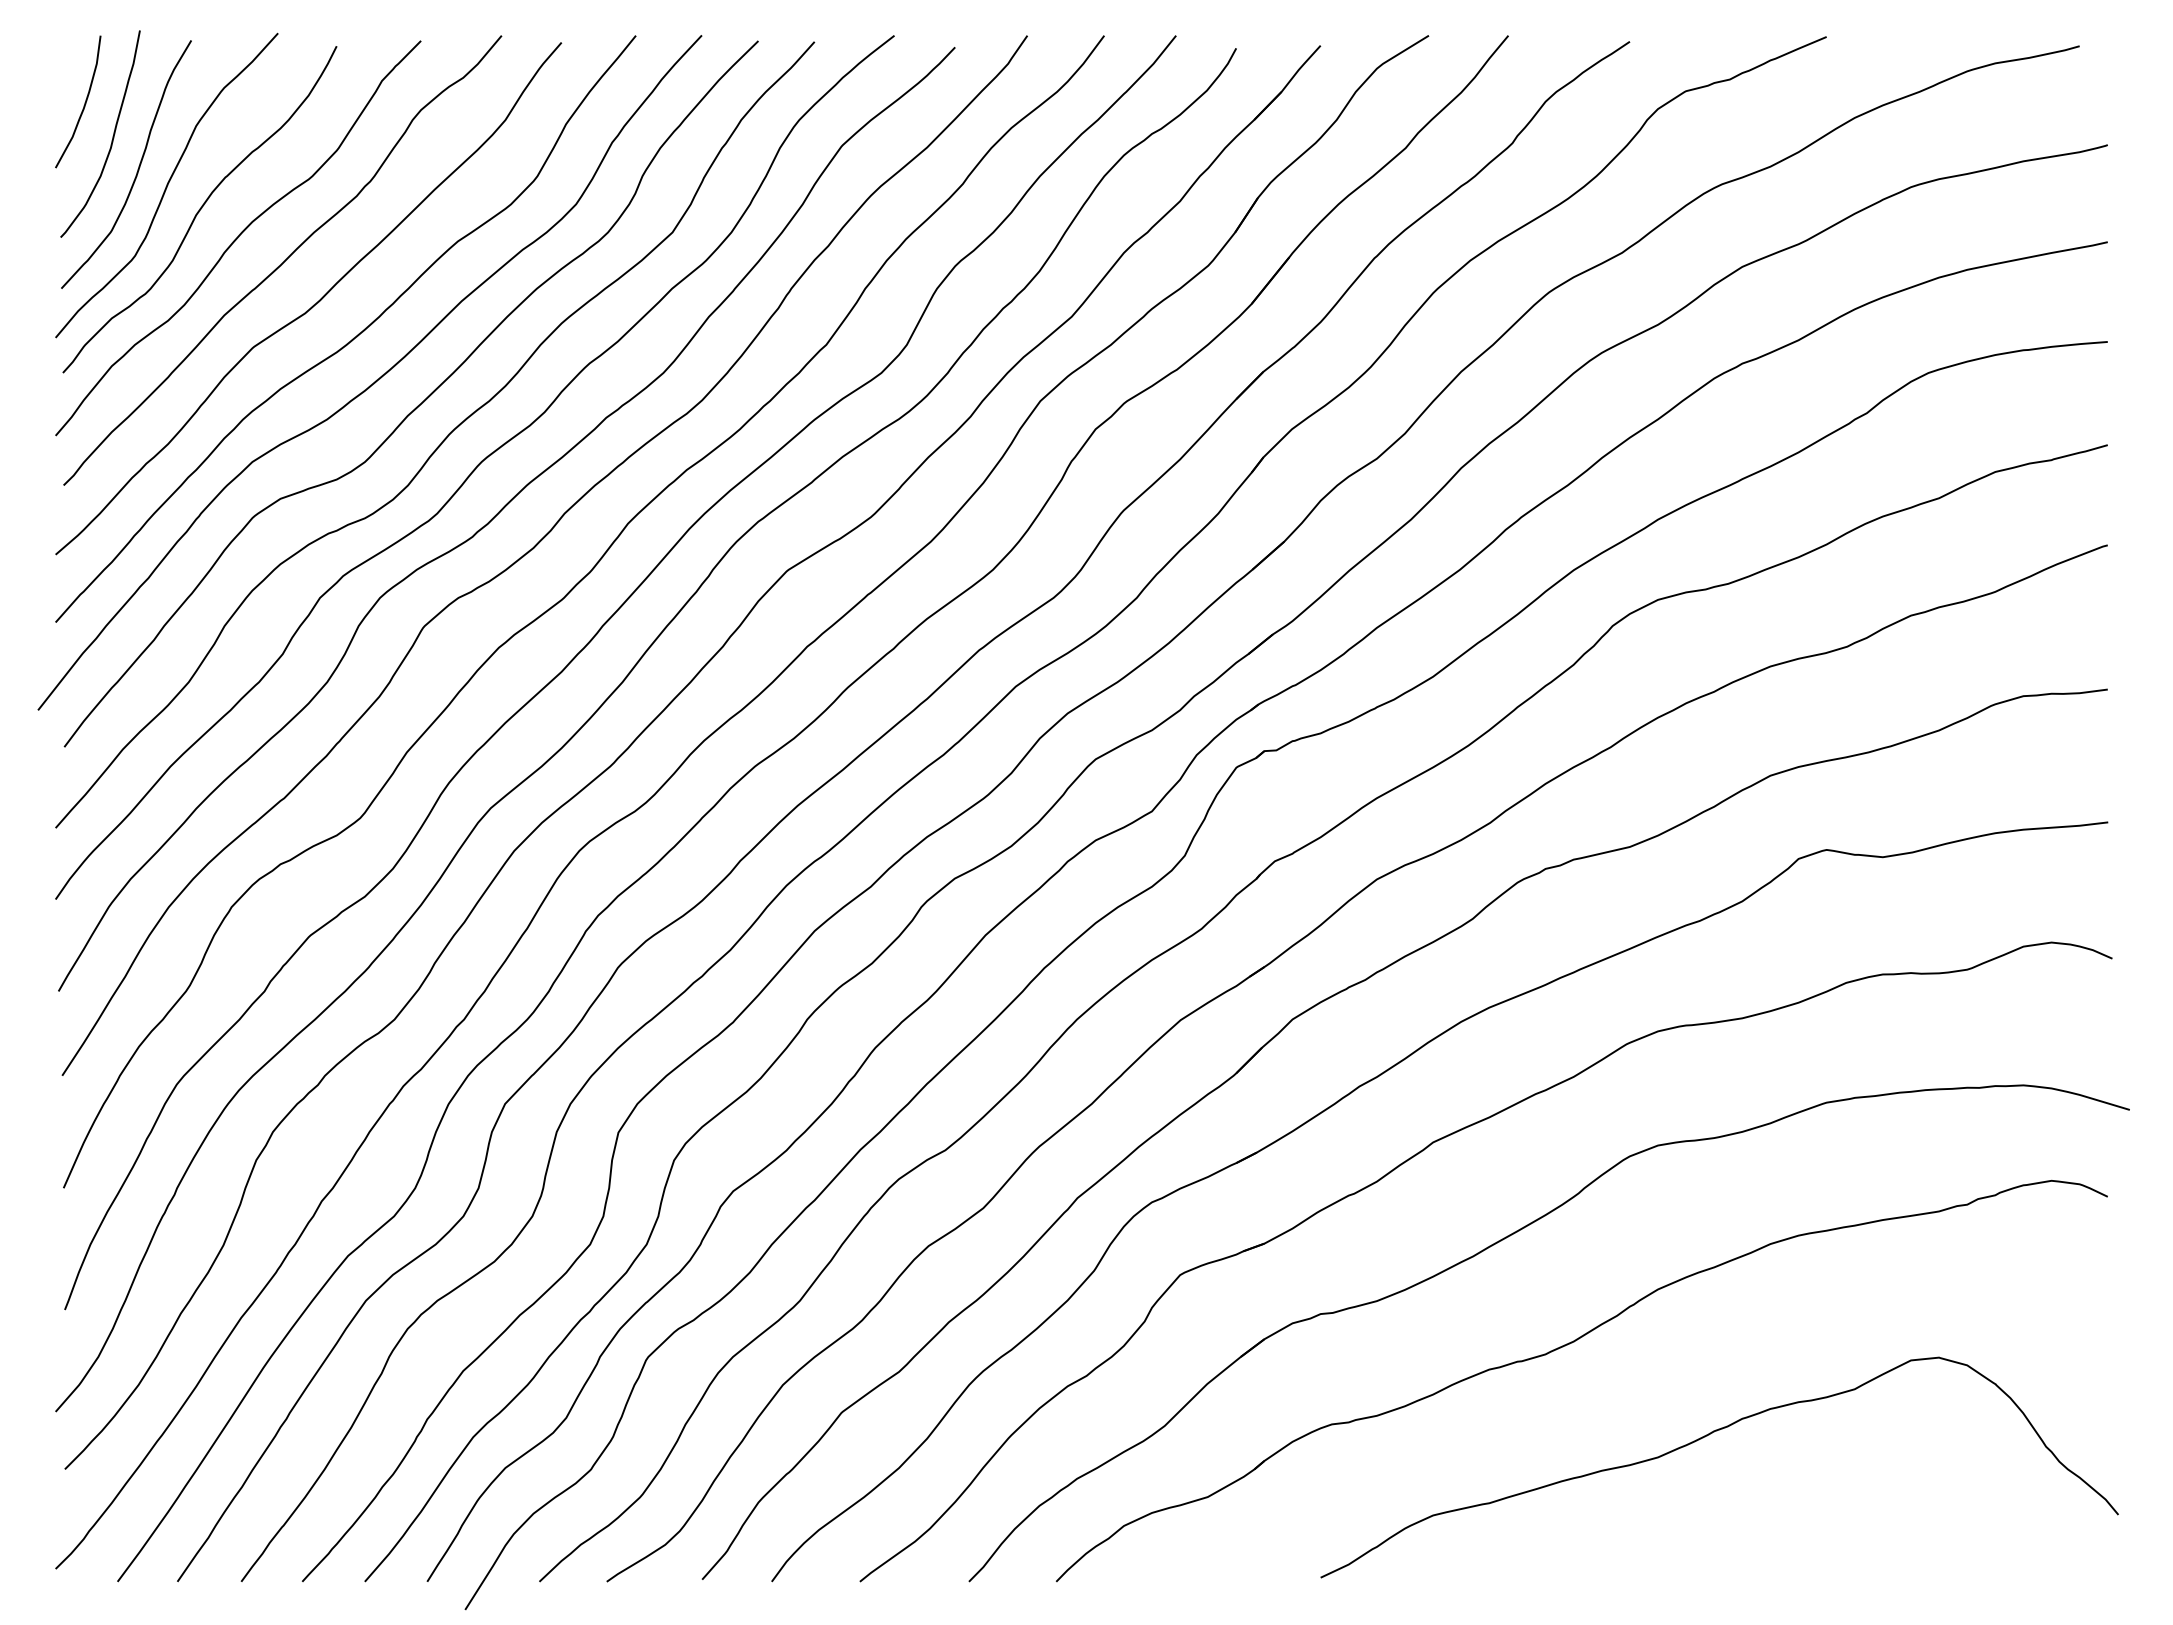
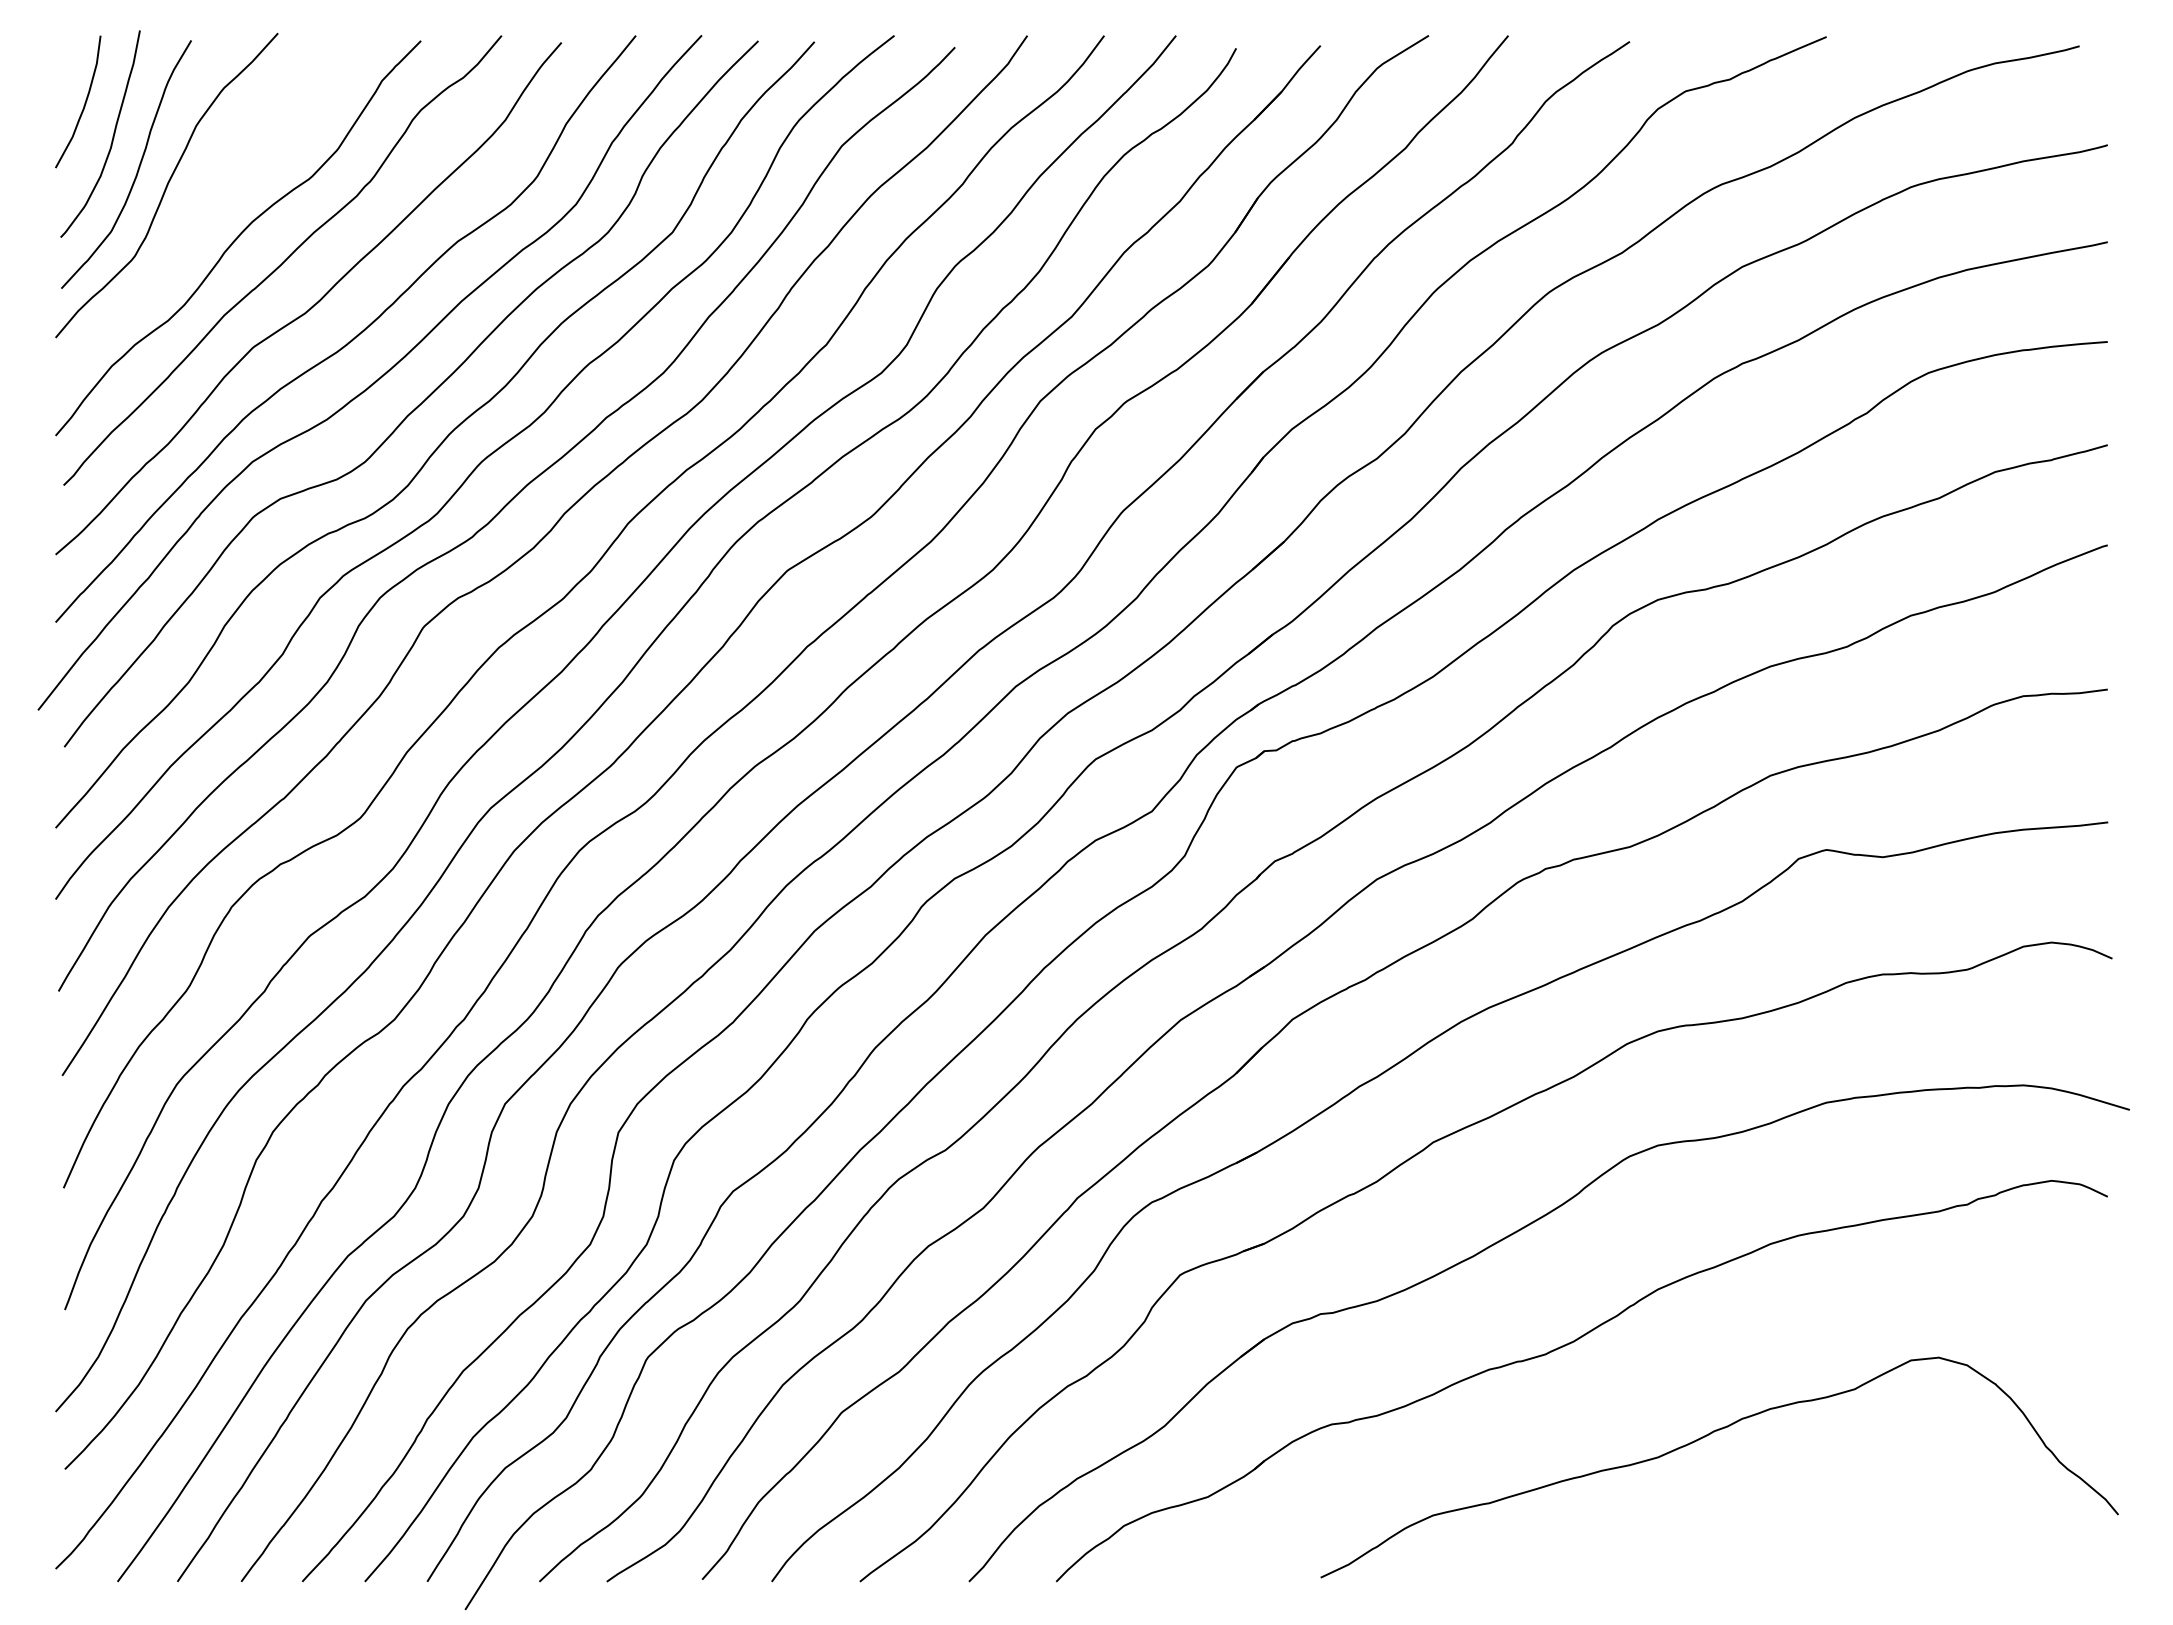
curve: present -> none (199, 209)
